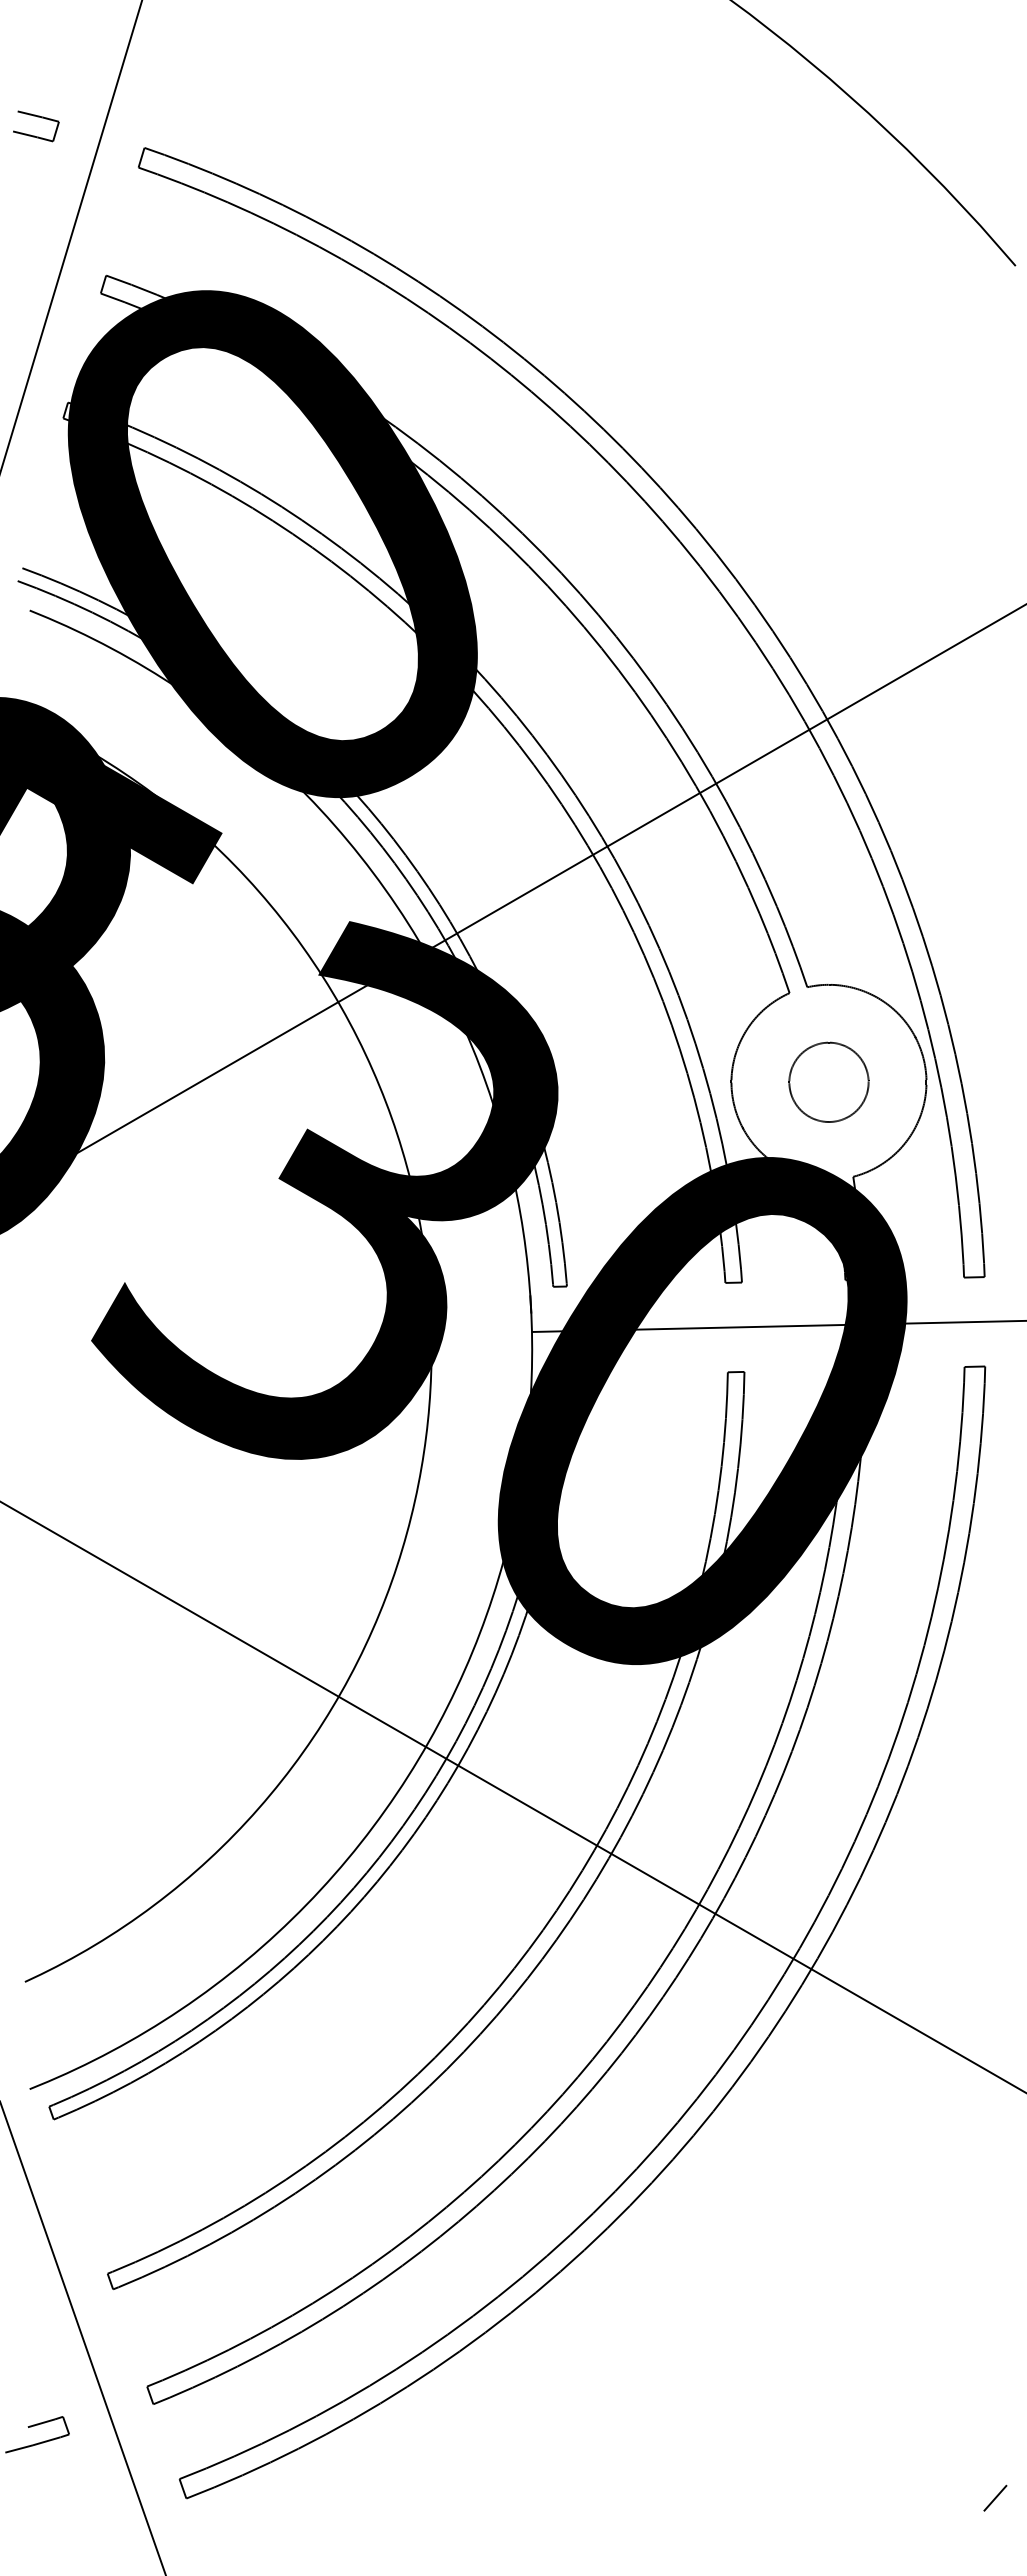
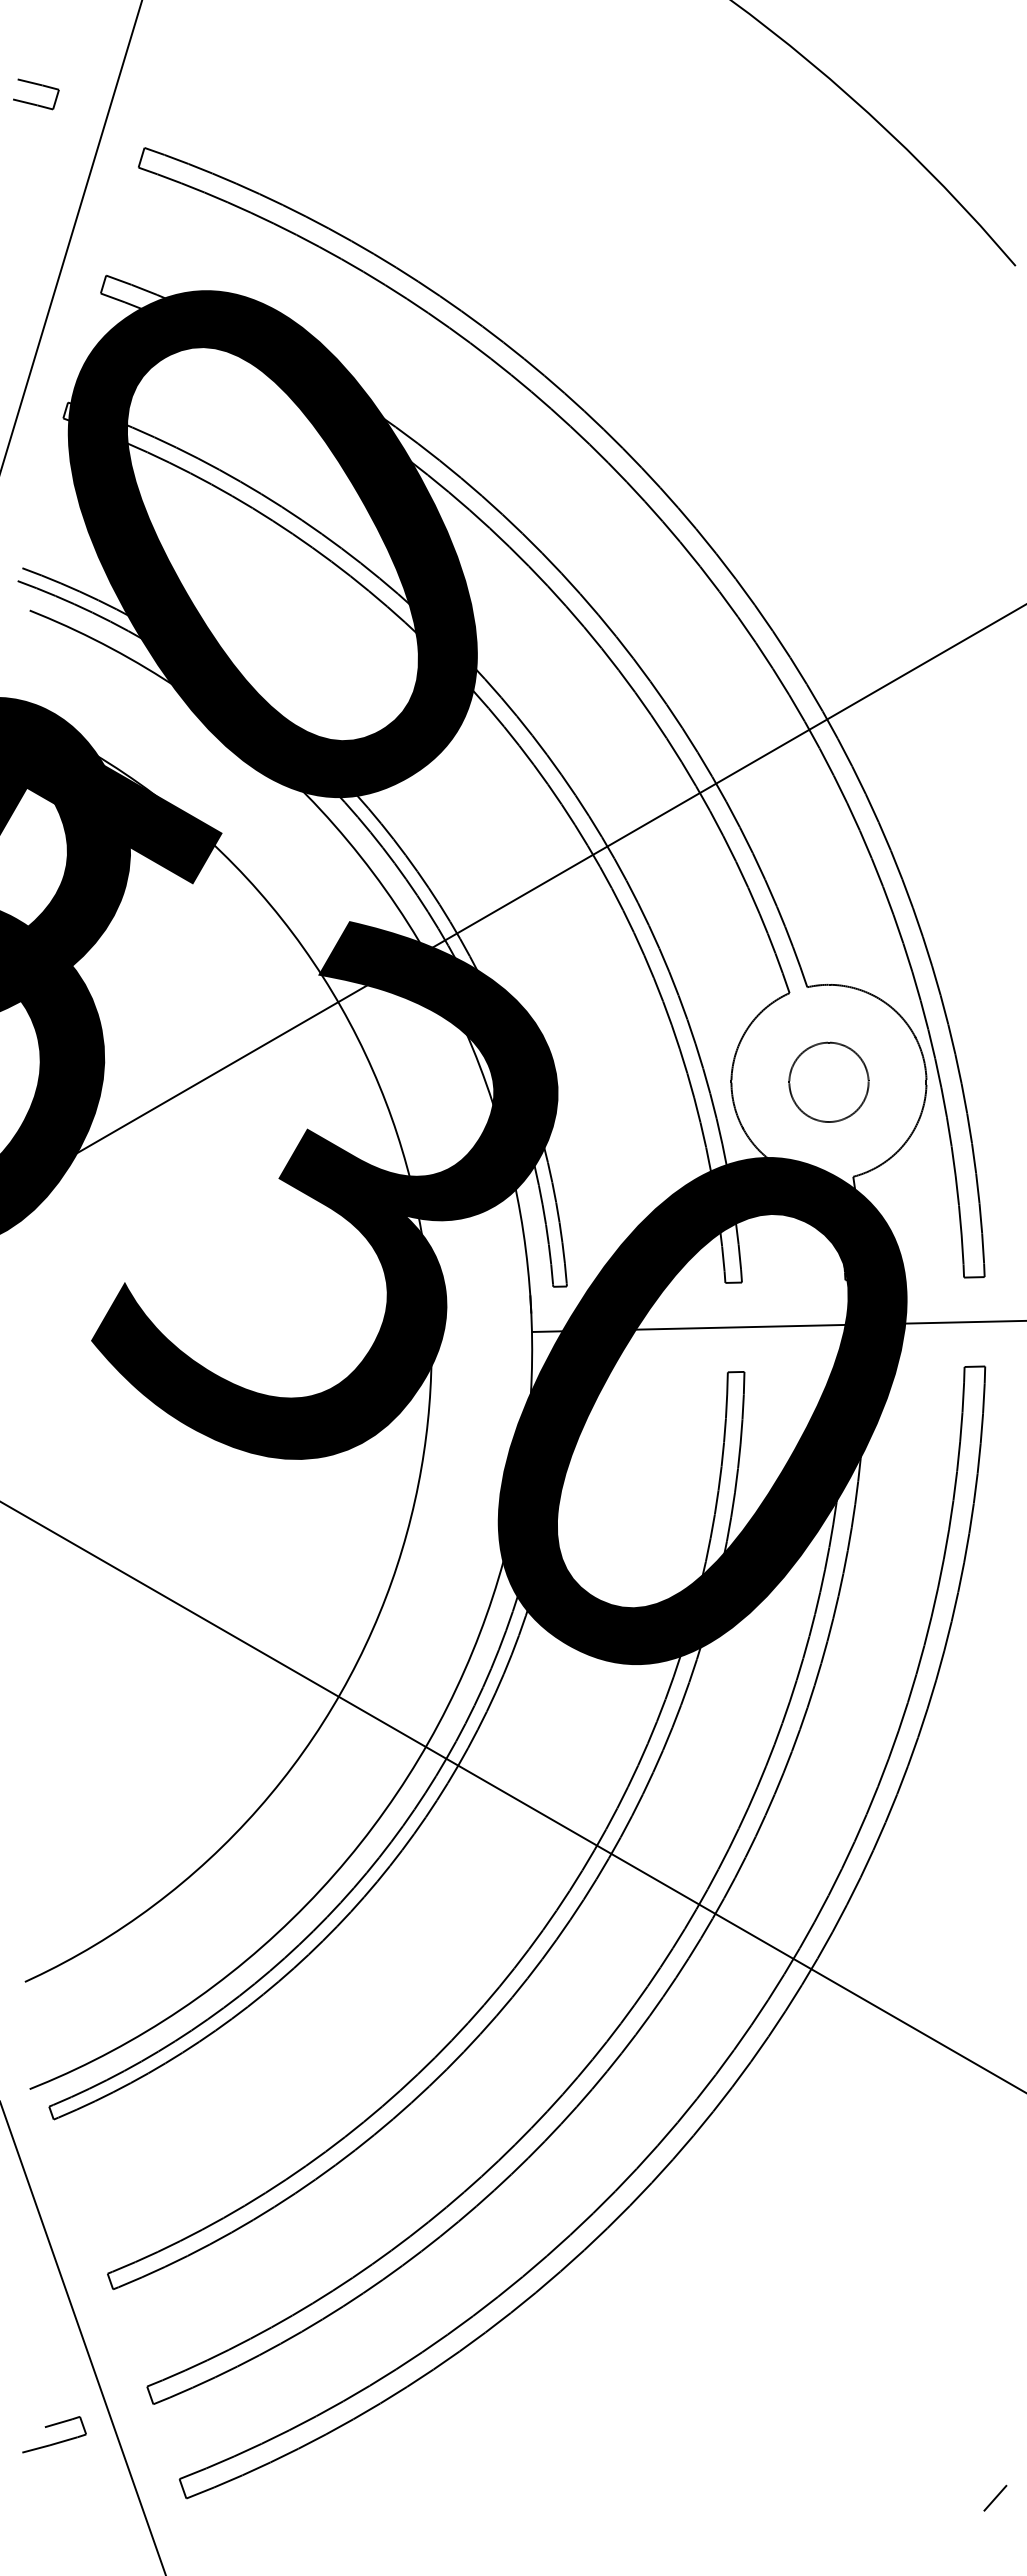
part position: (37, 117) -> (37, 85) (37, 85)
part position: (41, 2441) -> (58, 2441) (58, 2441)
